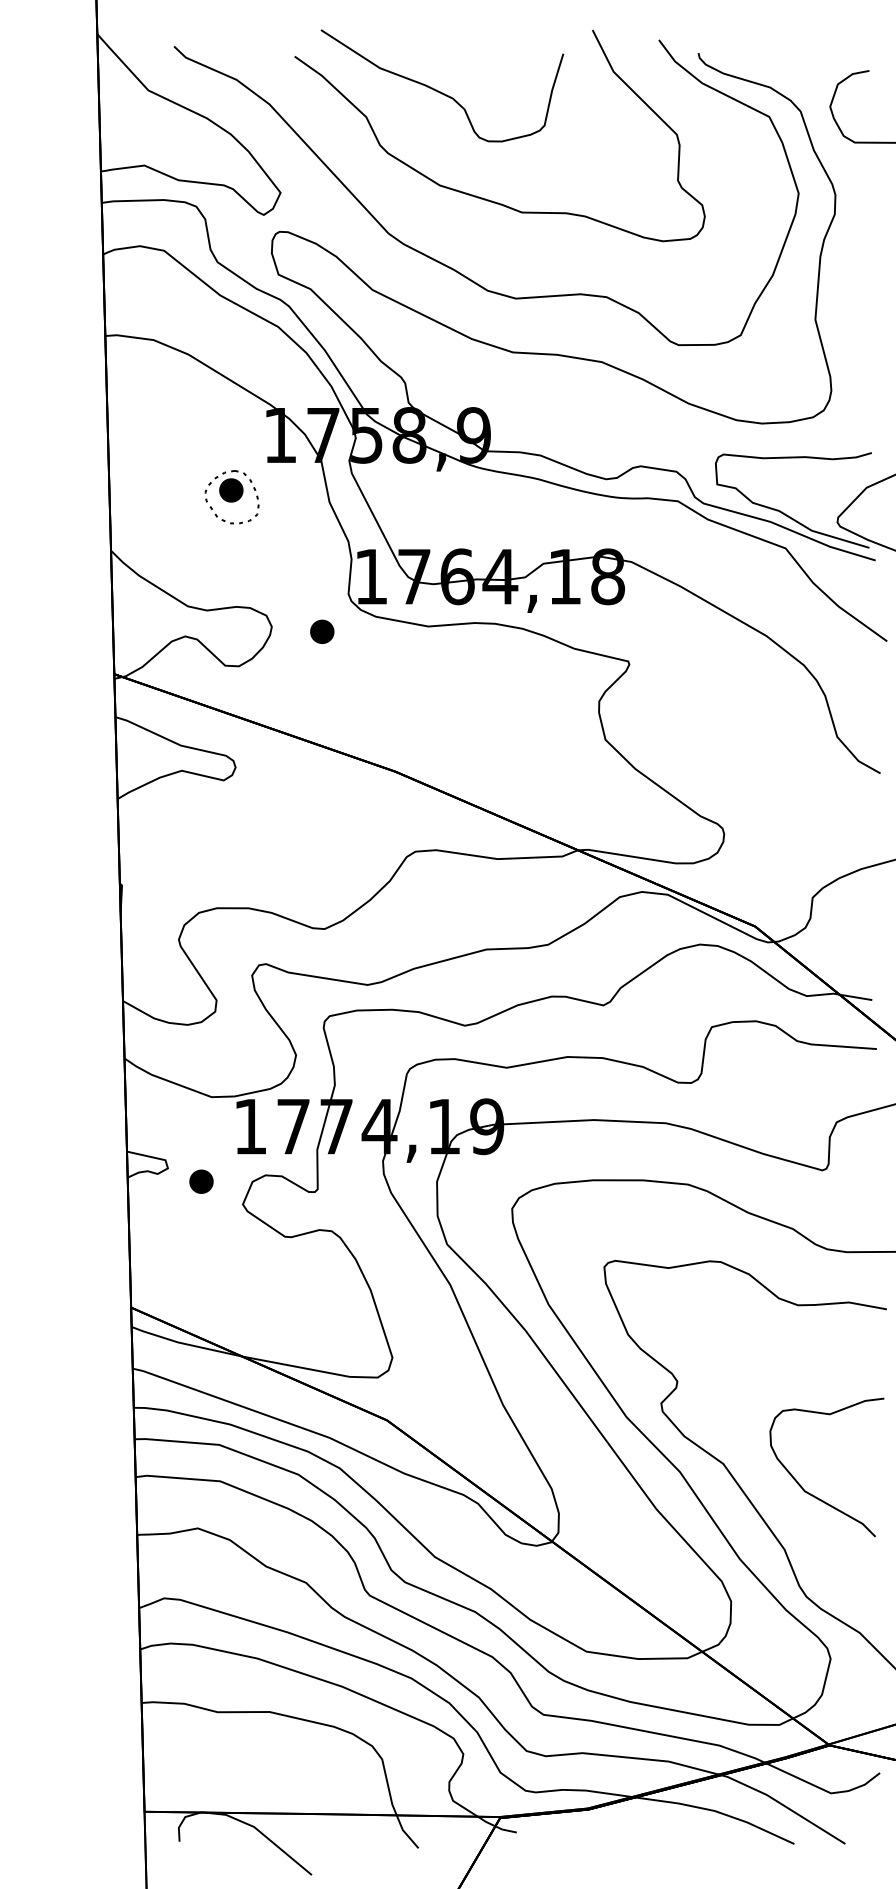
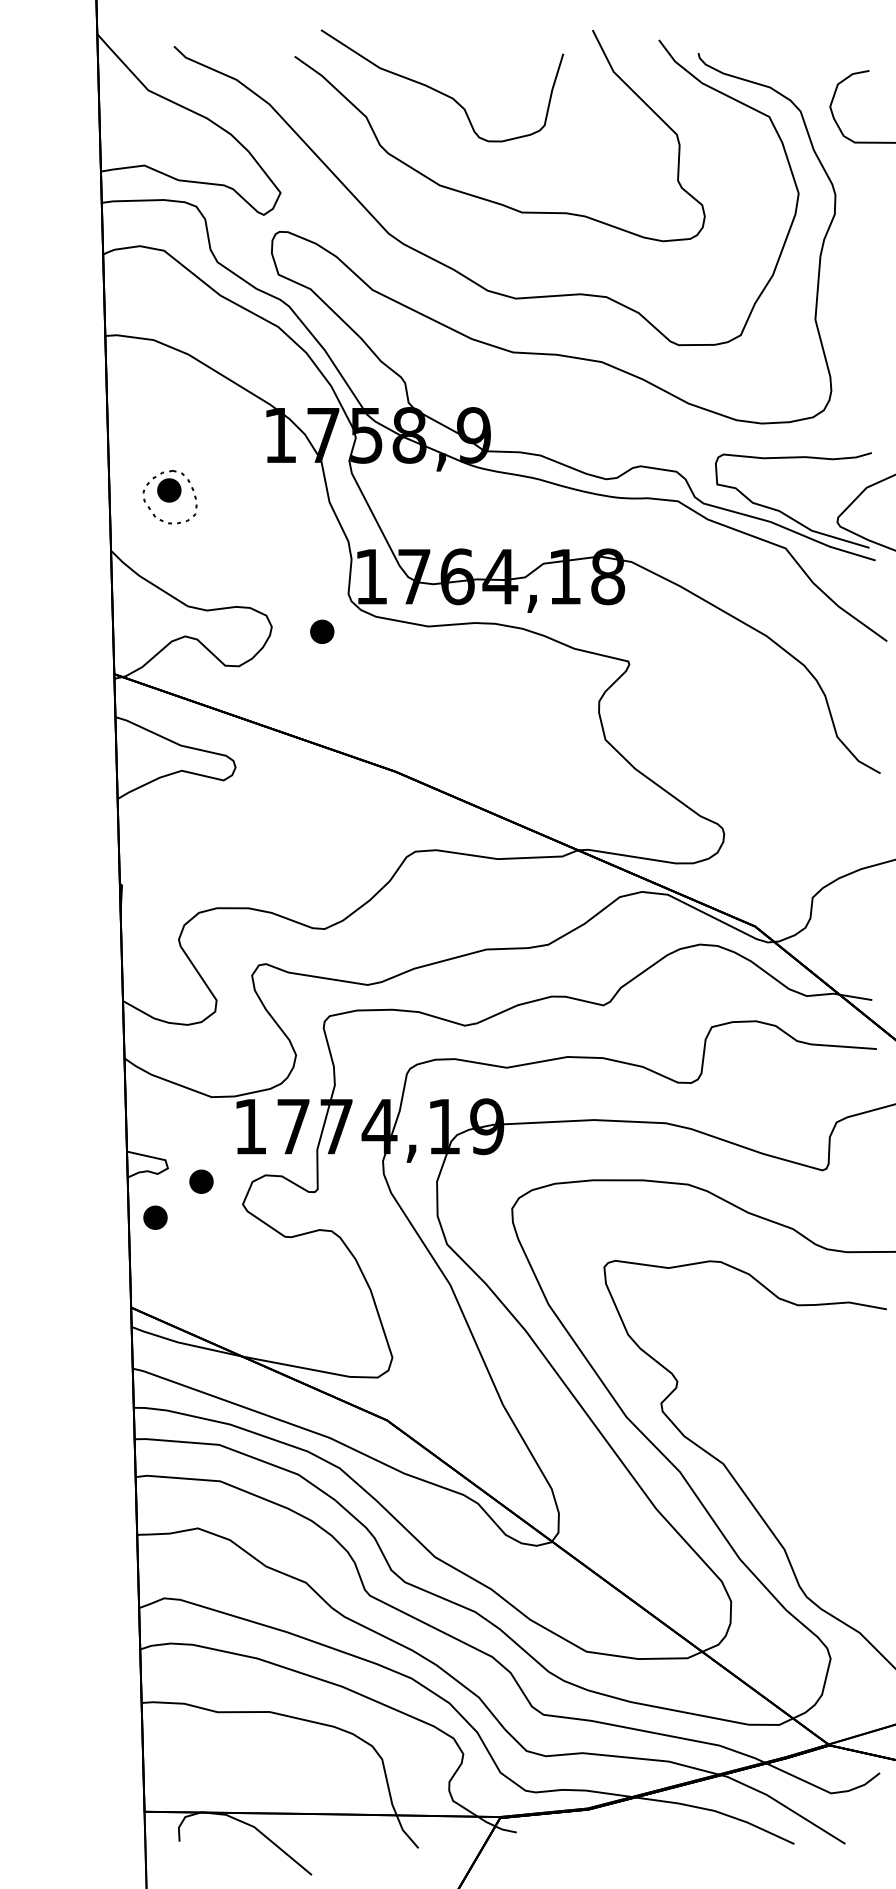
part position: (231, 497) -> (169, 497) (169, 497)
part: none -> present (155, 1217)
curve: present -> none (811, 1493)
